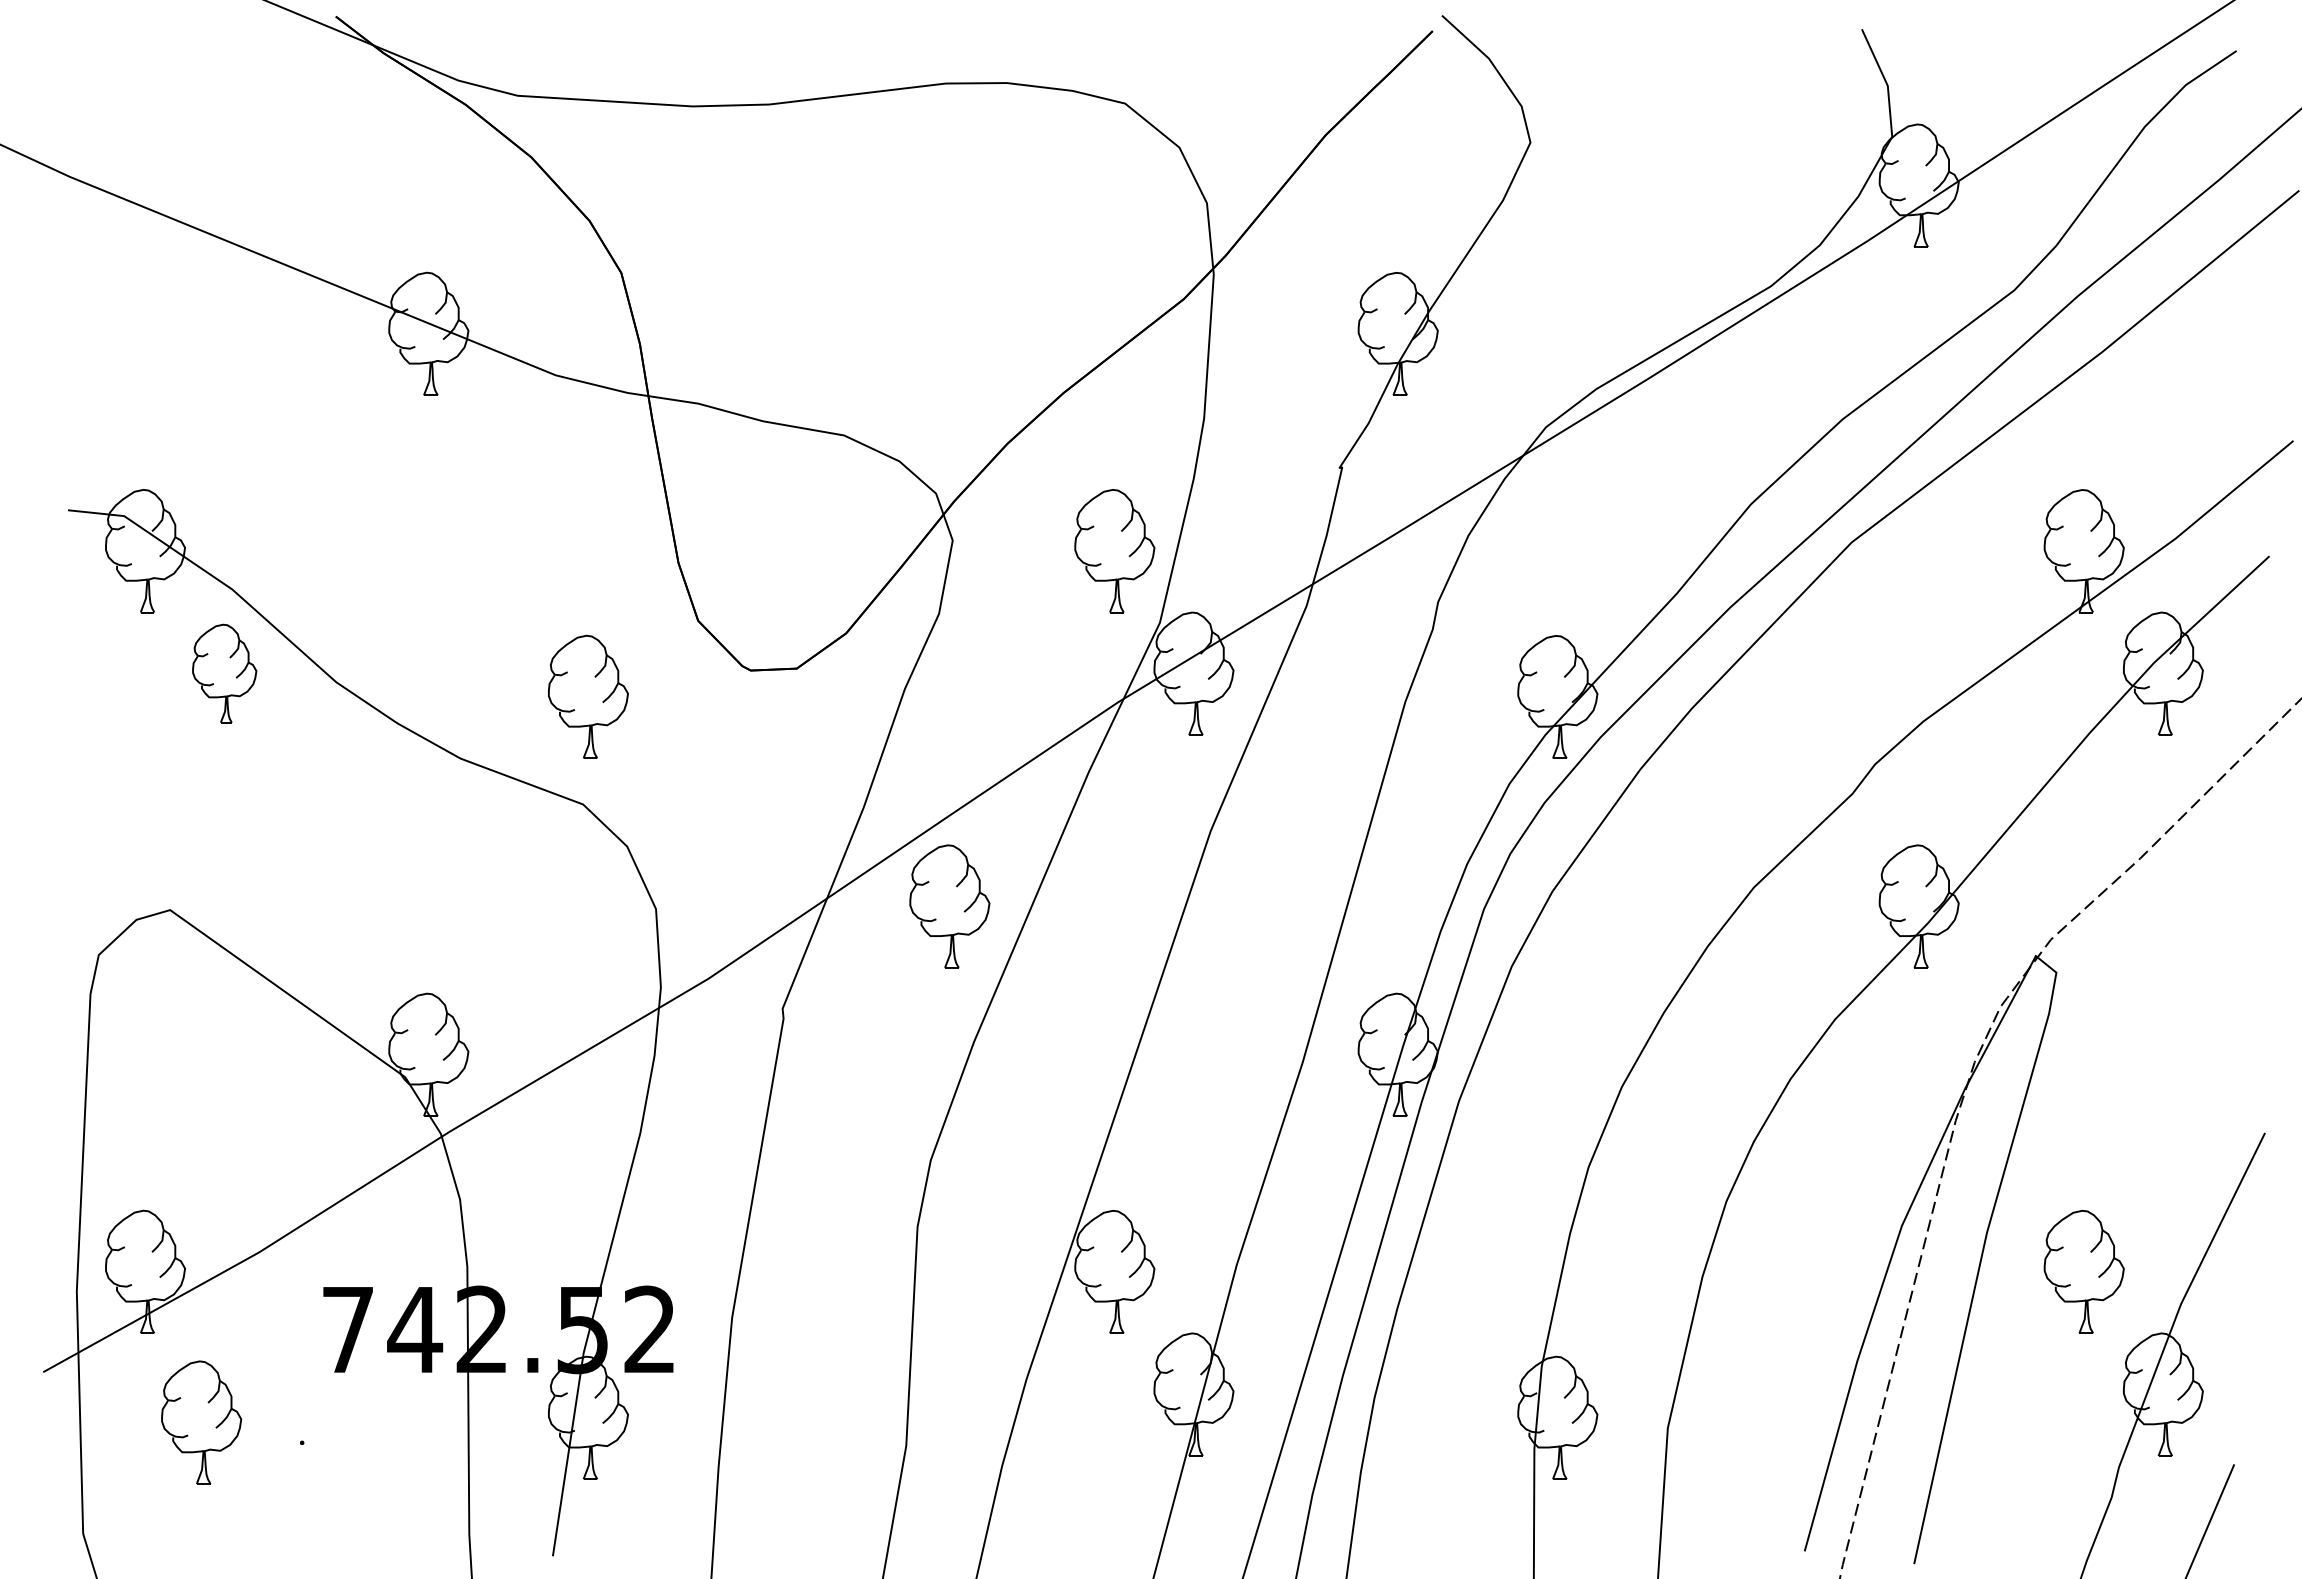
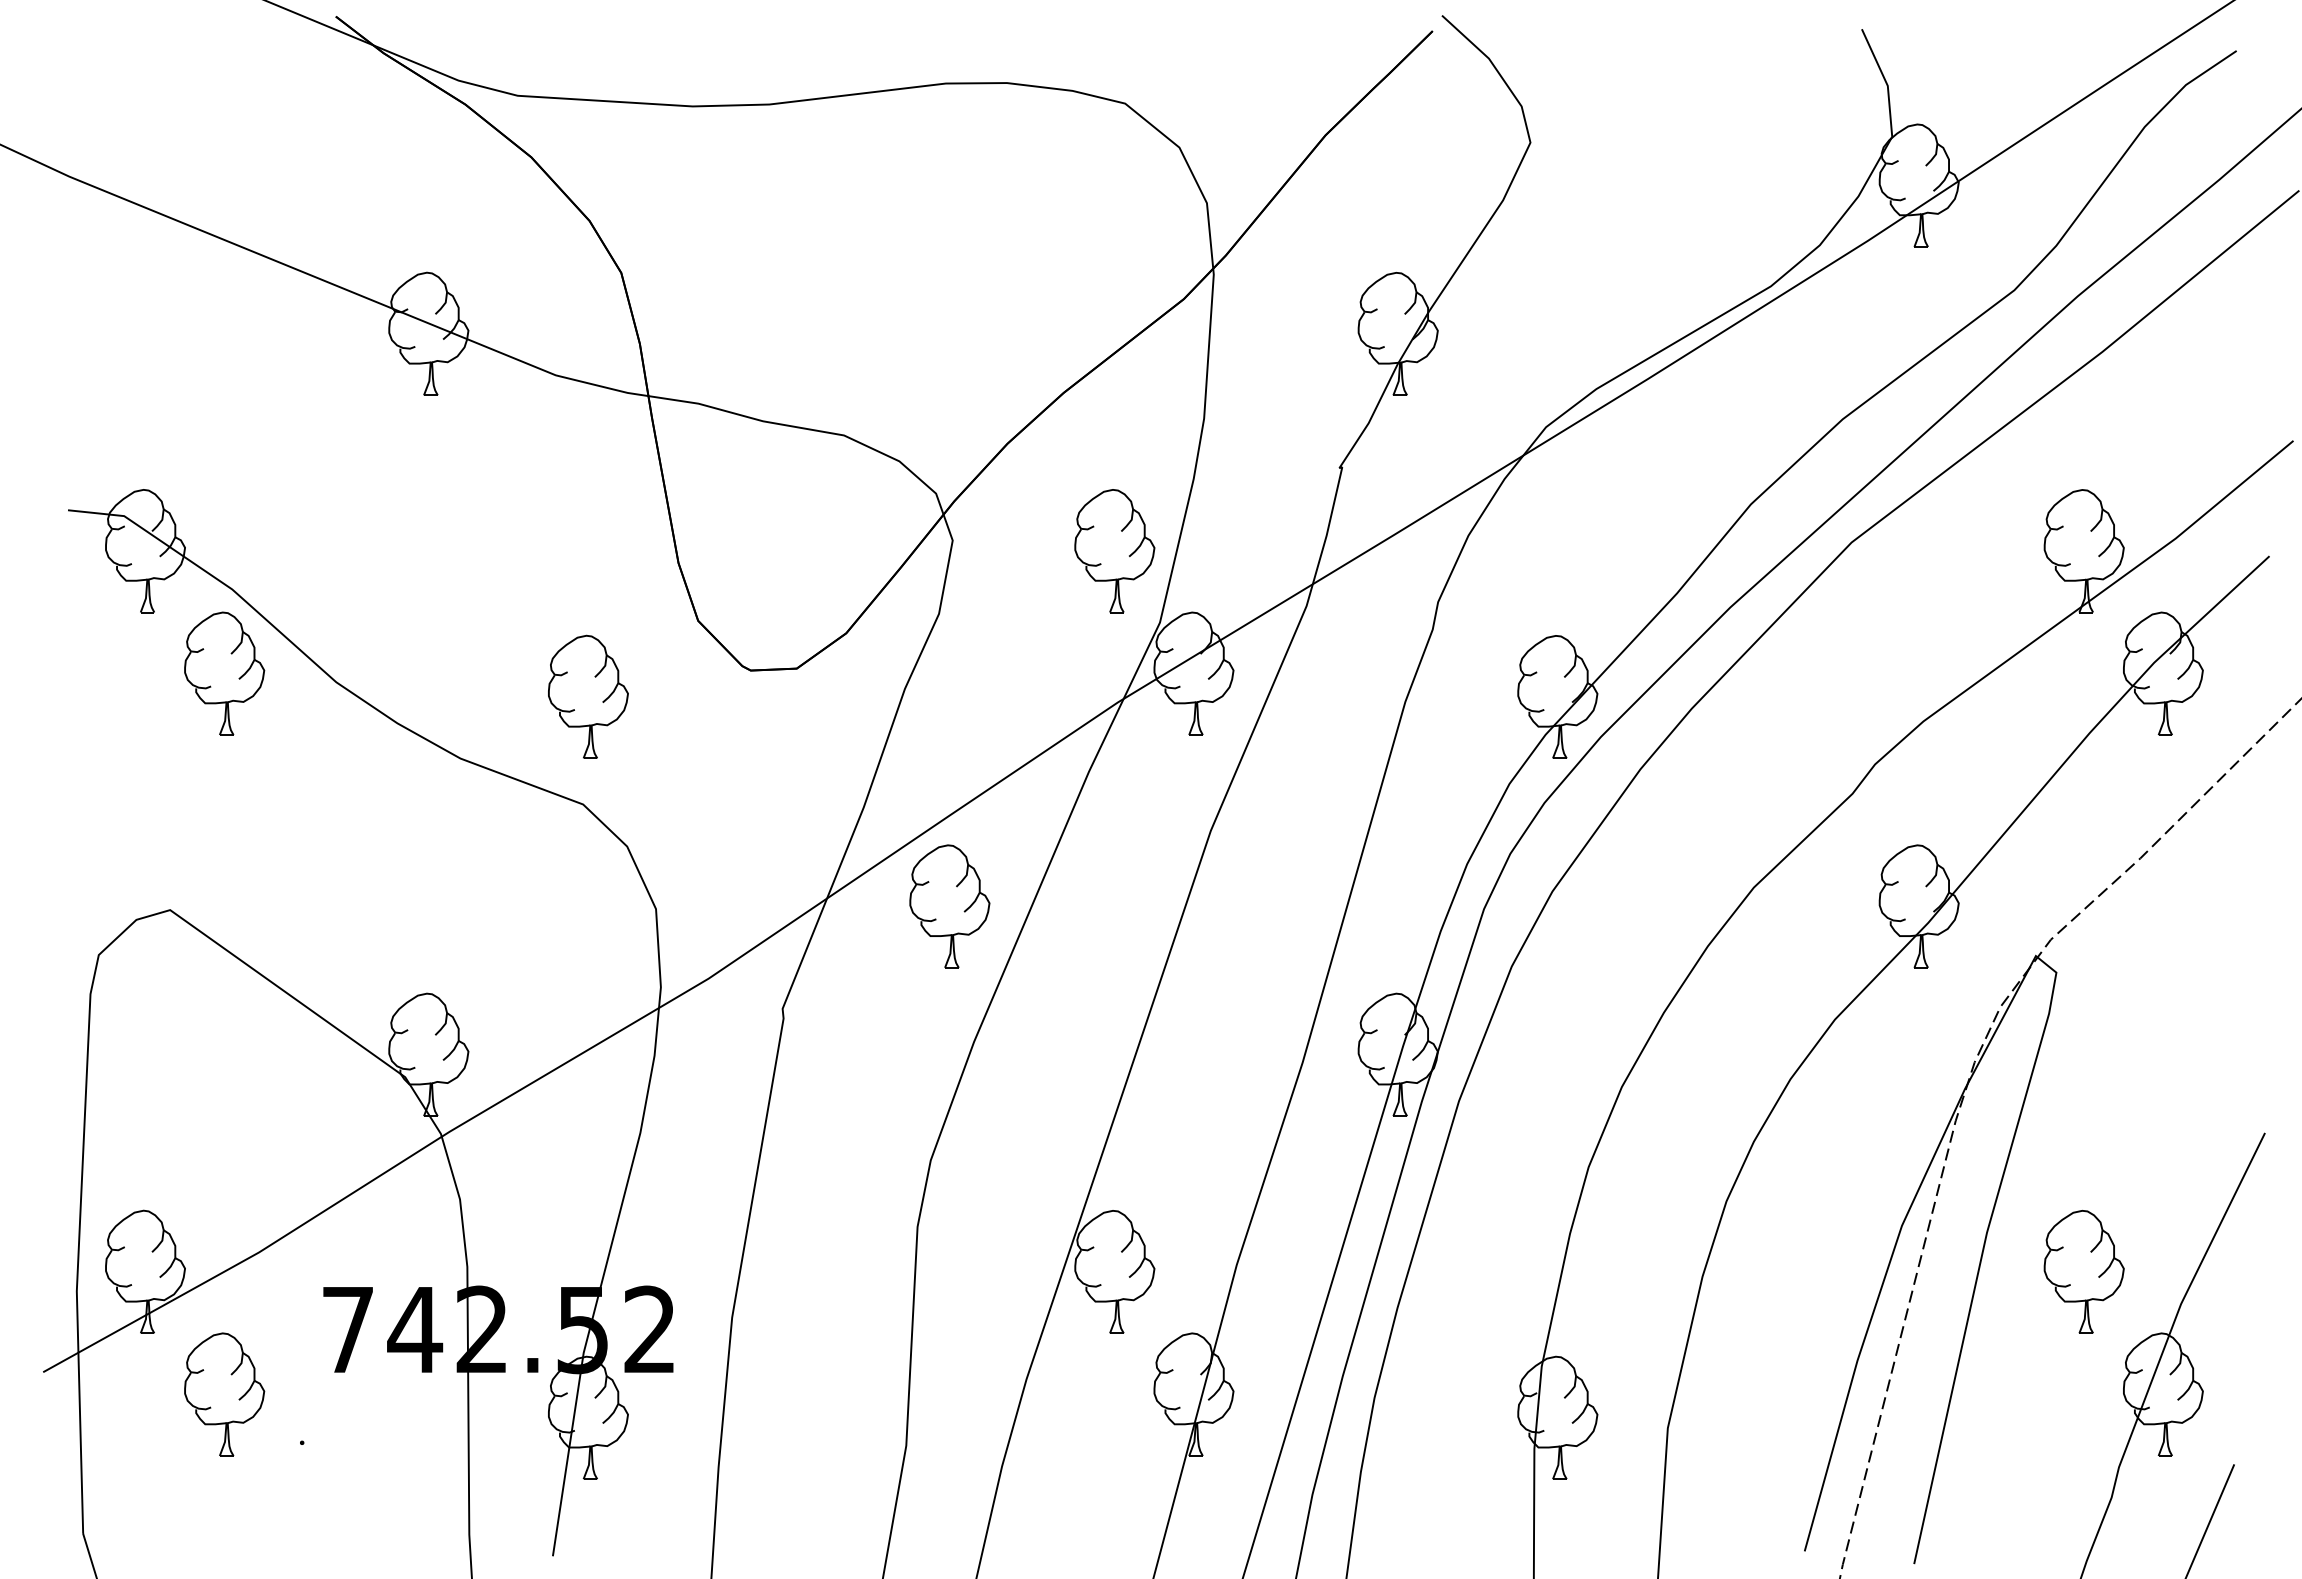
part size: 66x101 px -> 82x125 px (224, 673)
part position: (201, 1422) -> (224, 1394) (224, 1394)
